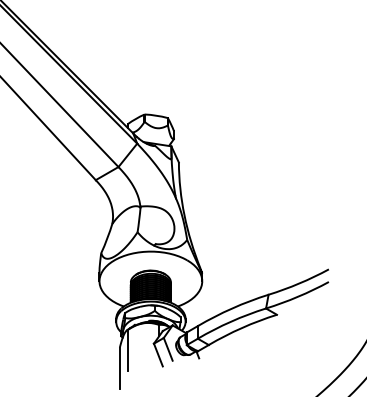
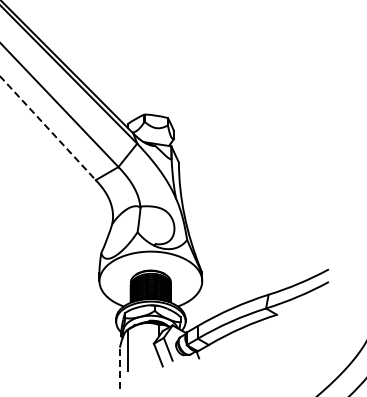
line: solid -> dashed (48, 128)
line: solid -> dashed (119, 368)
